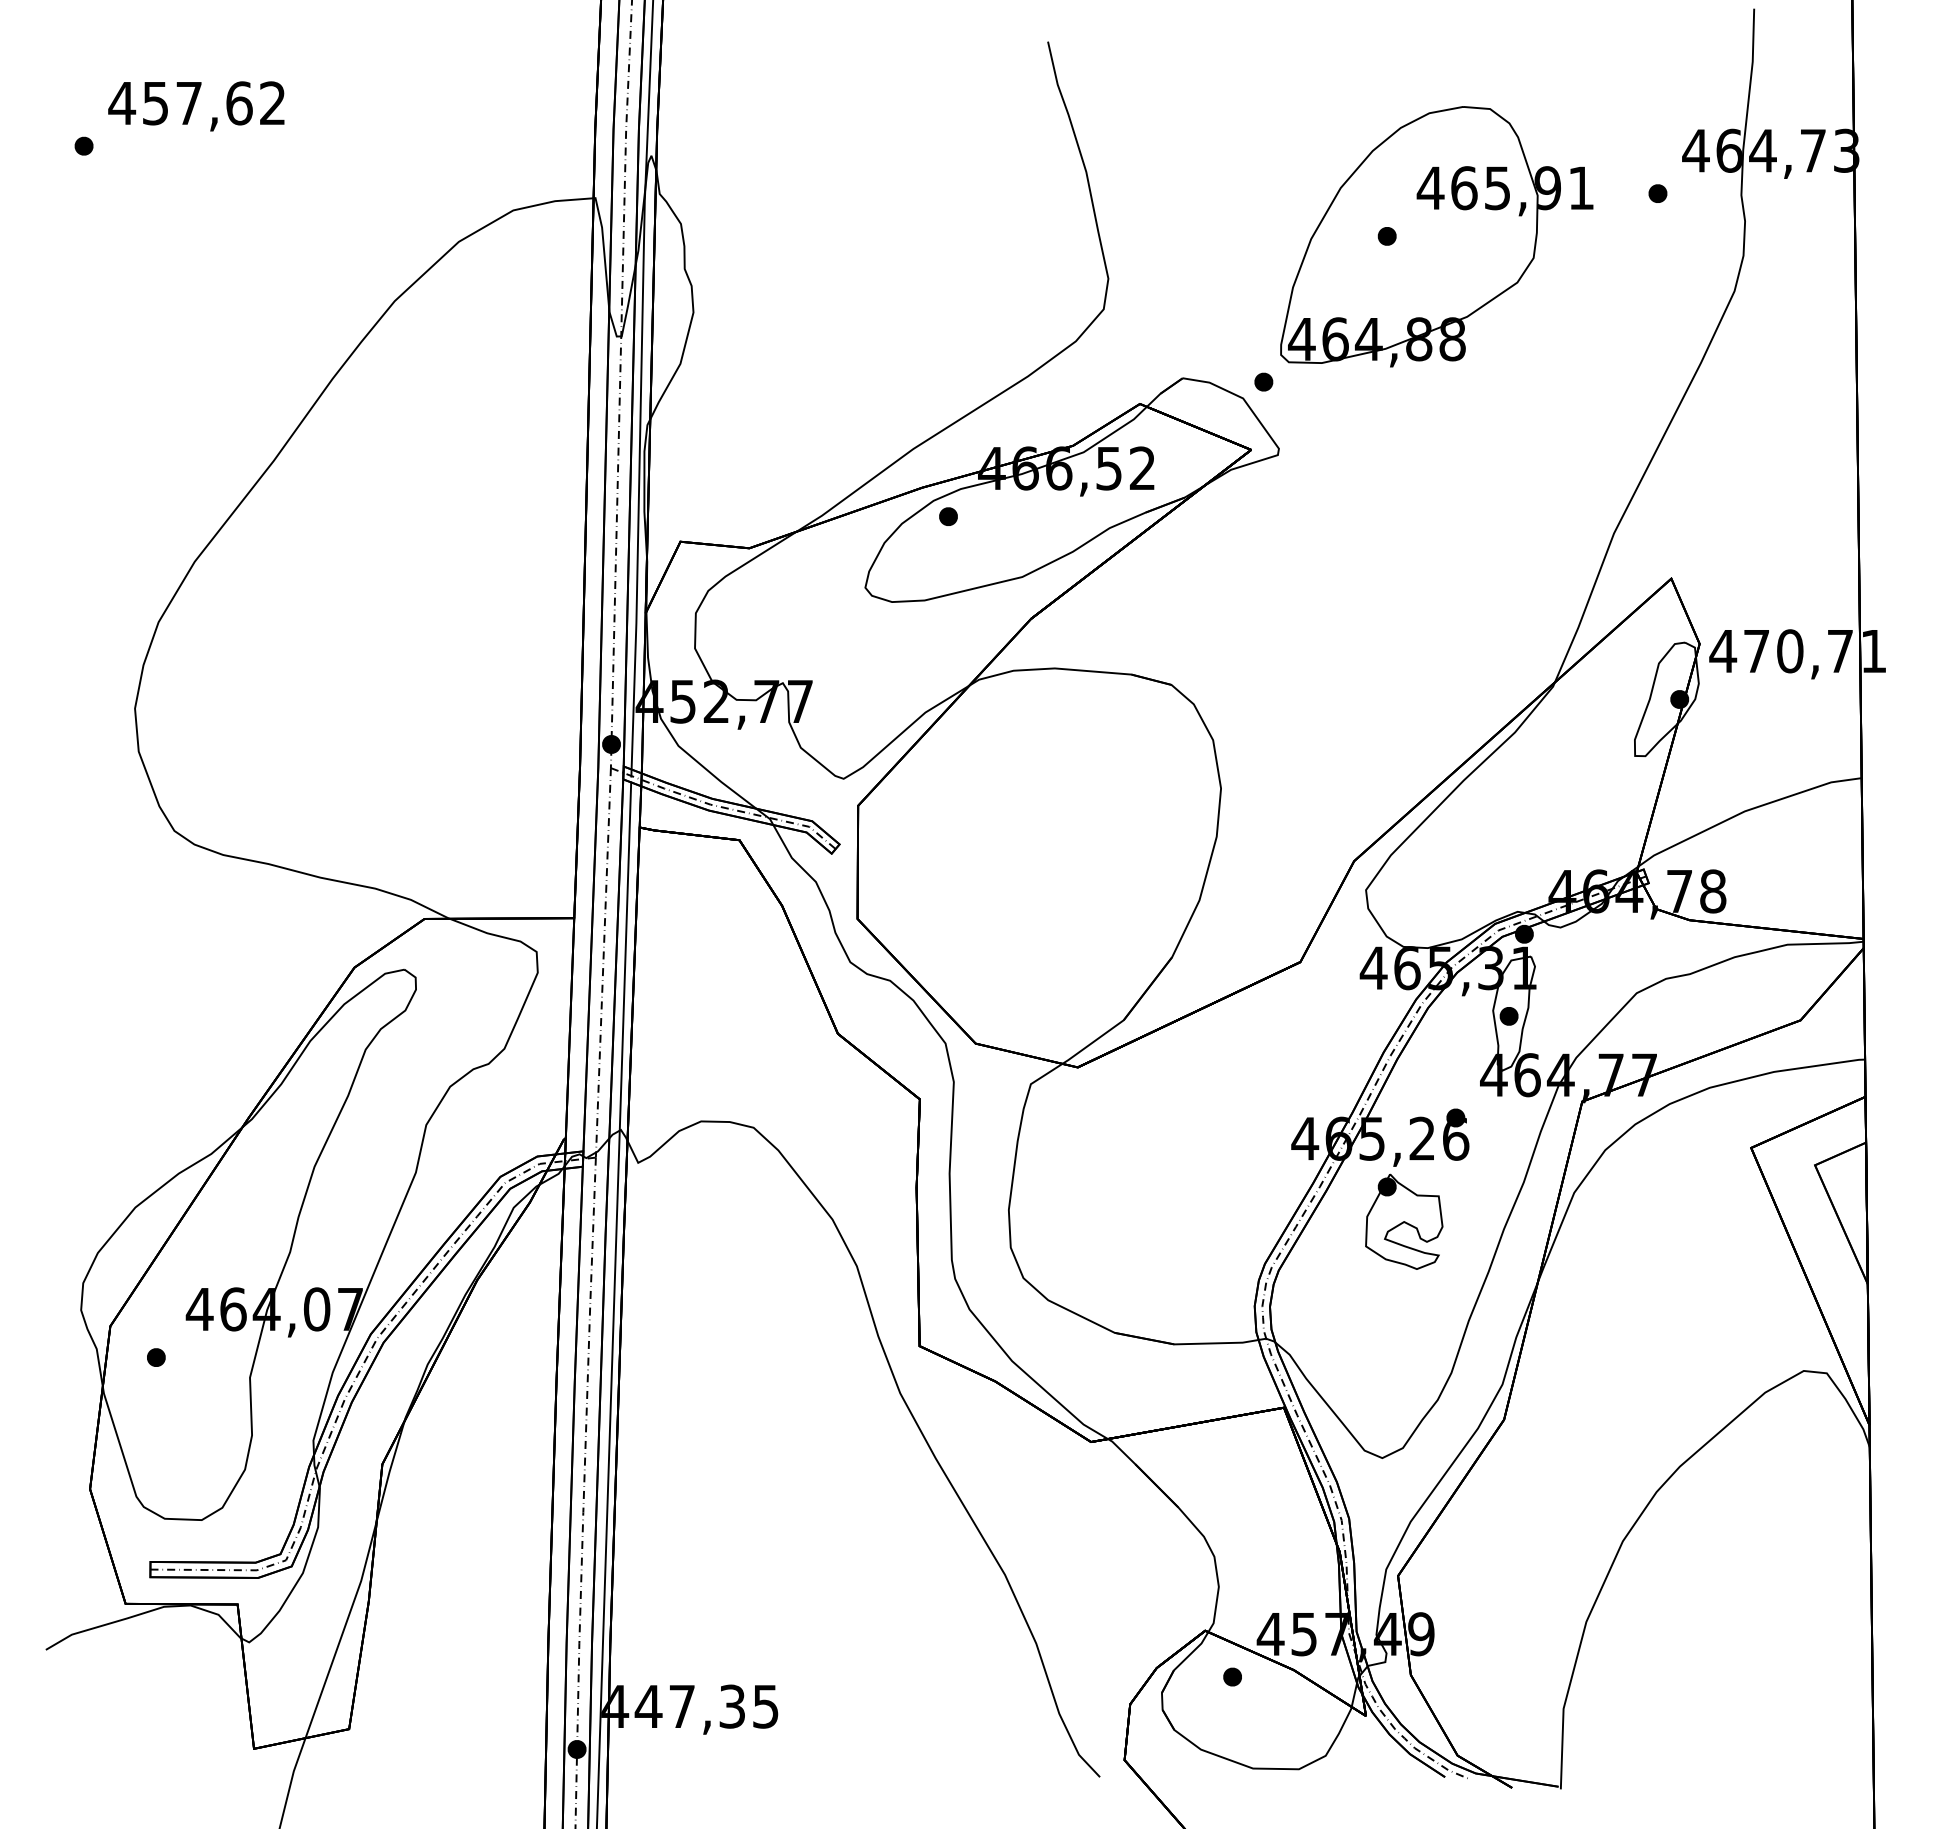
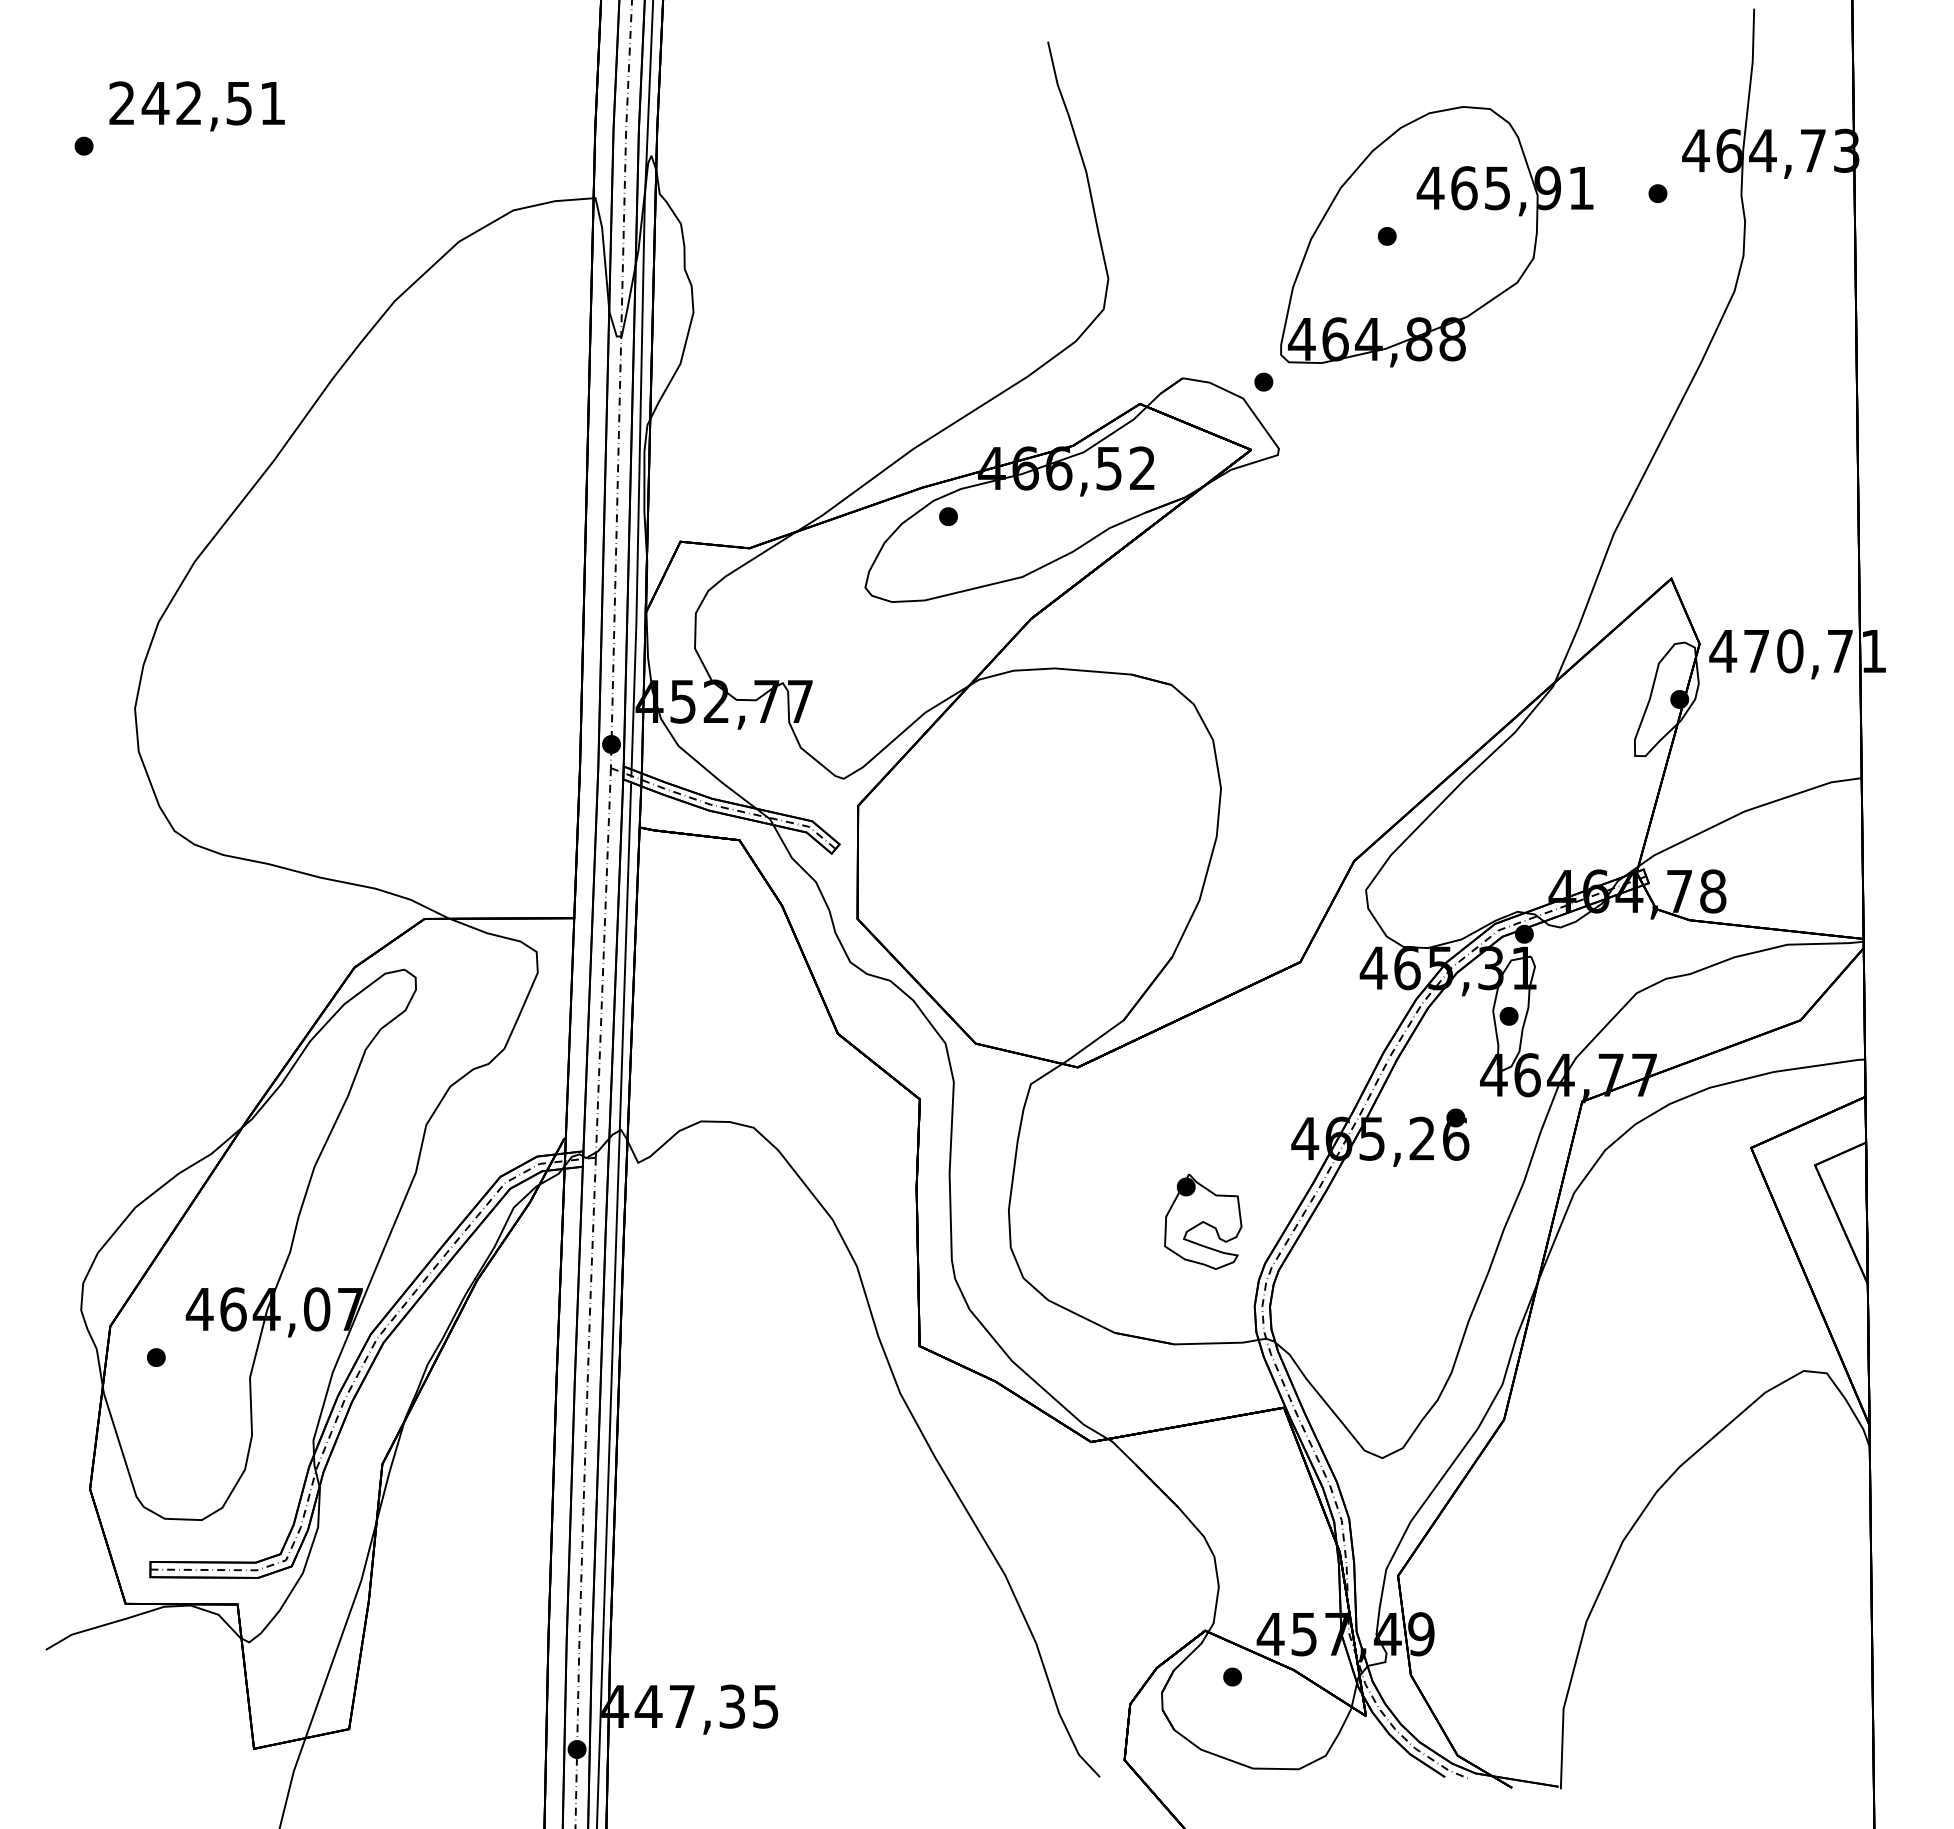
text: 457,62 -> 242,51 (196, 103)
part position: (1404, 1221) -> (1203, 1221) (1203, 1221)
